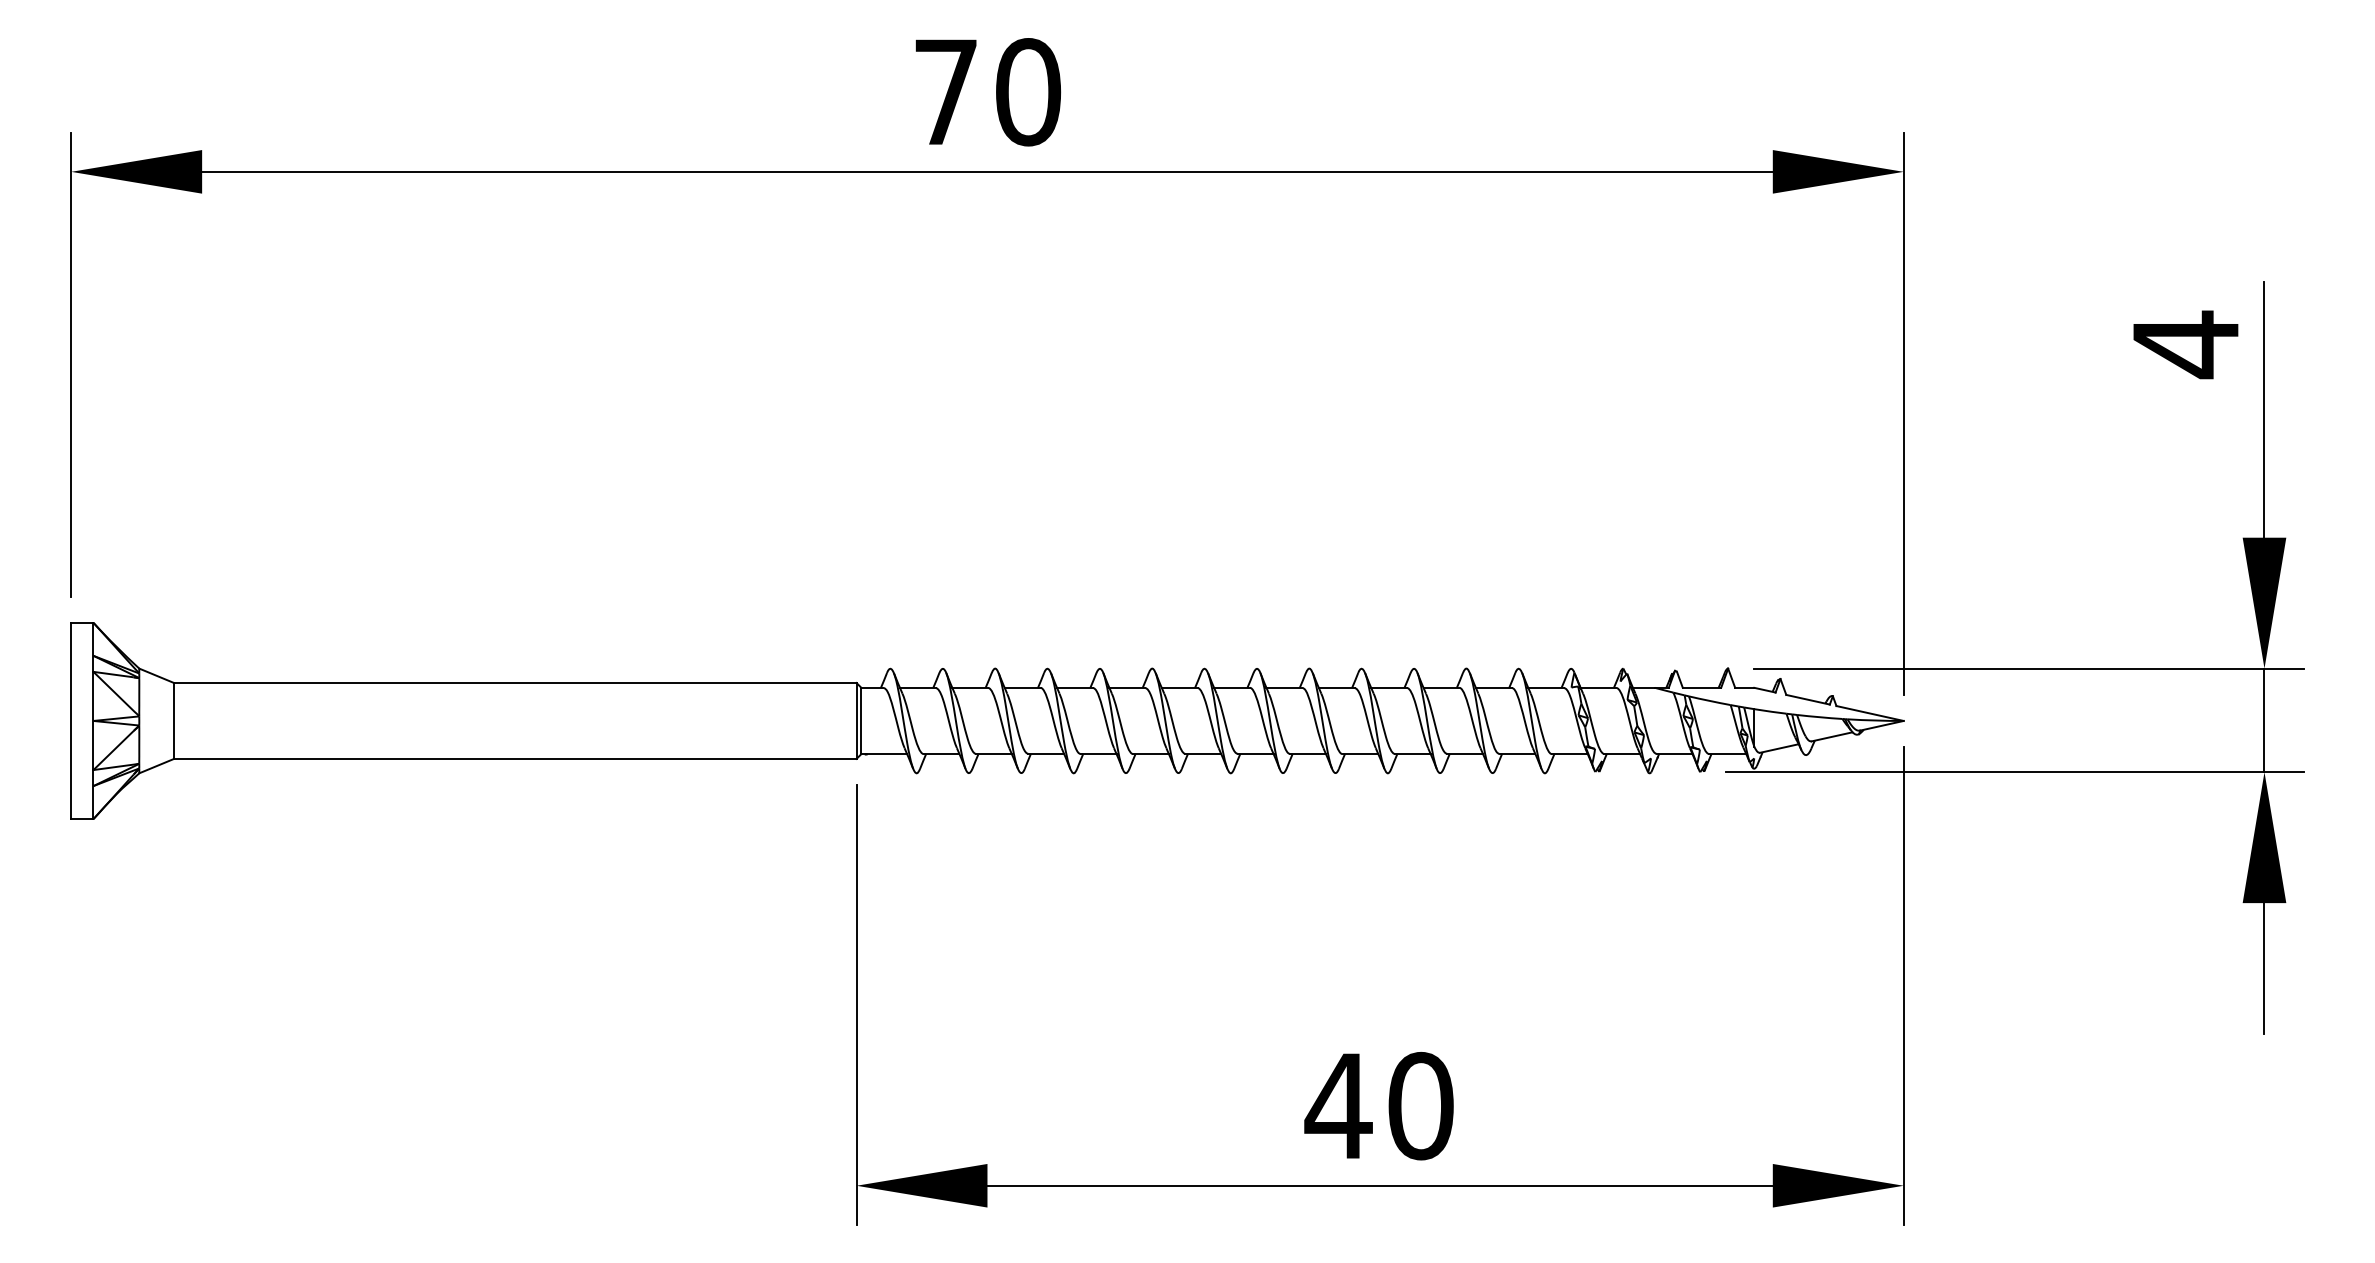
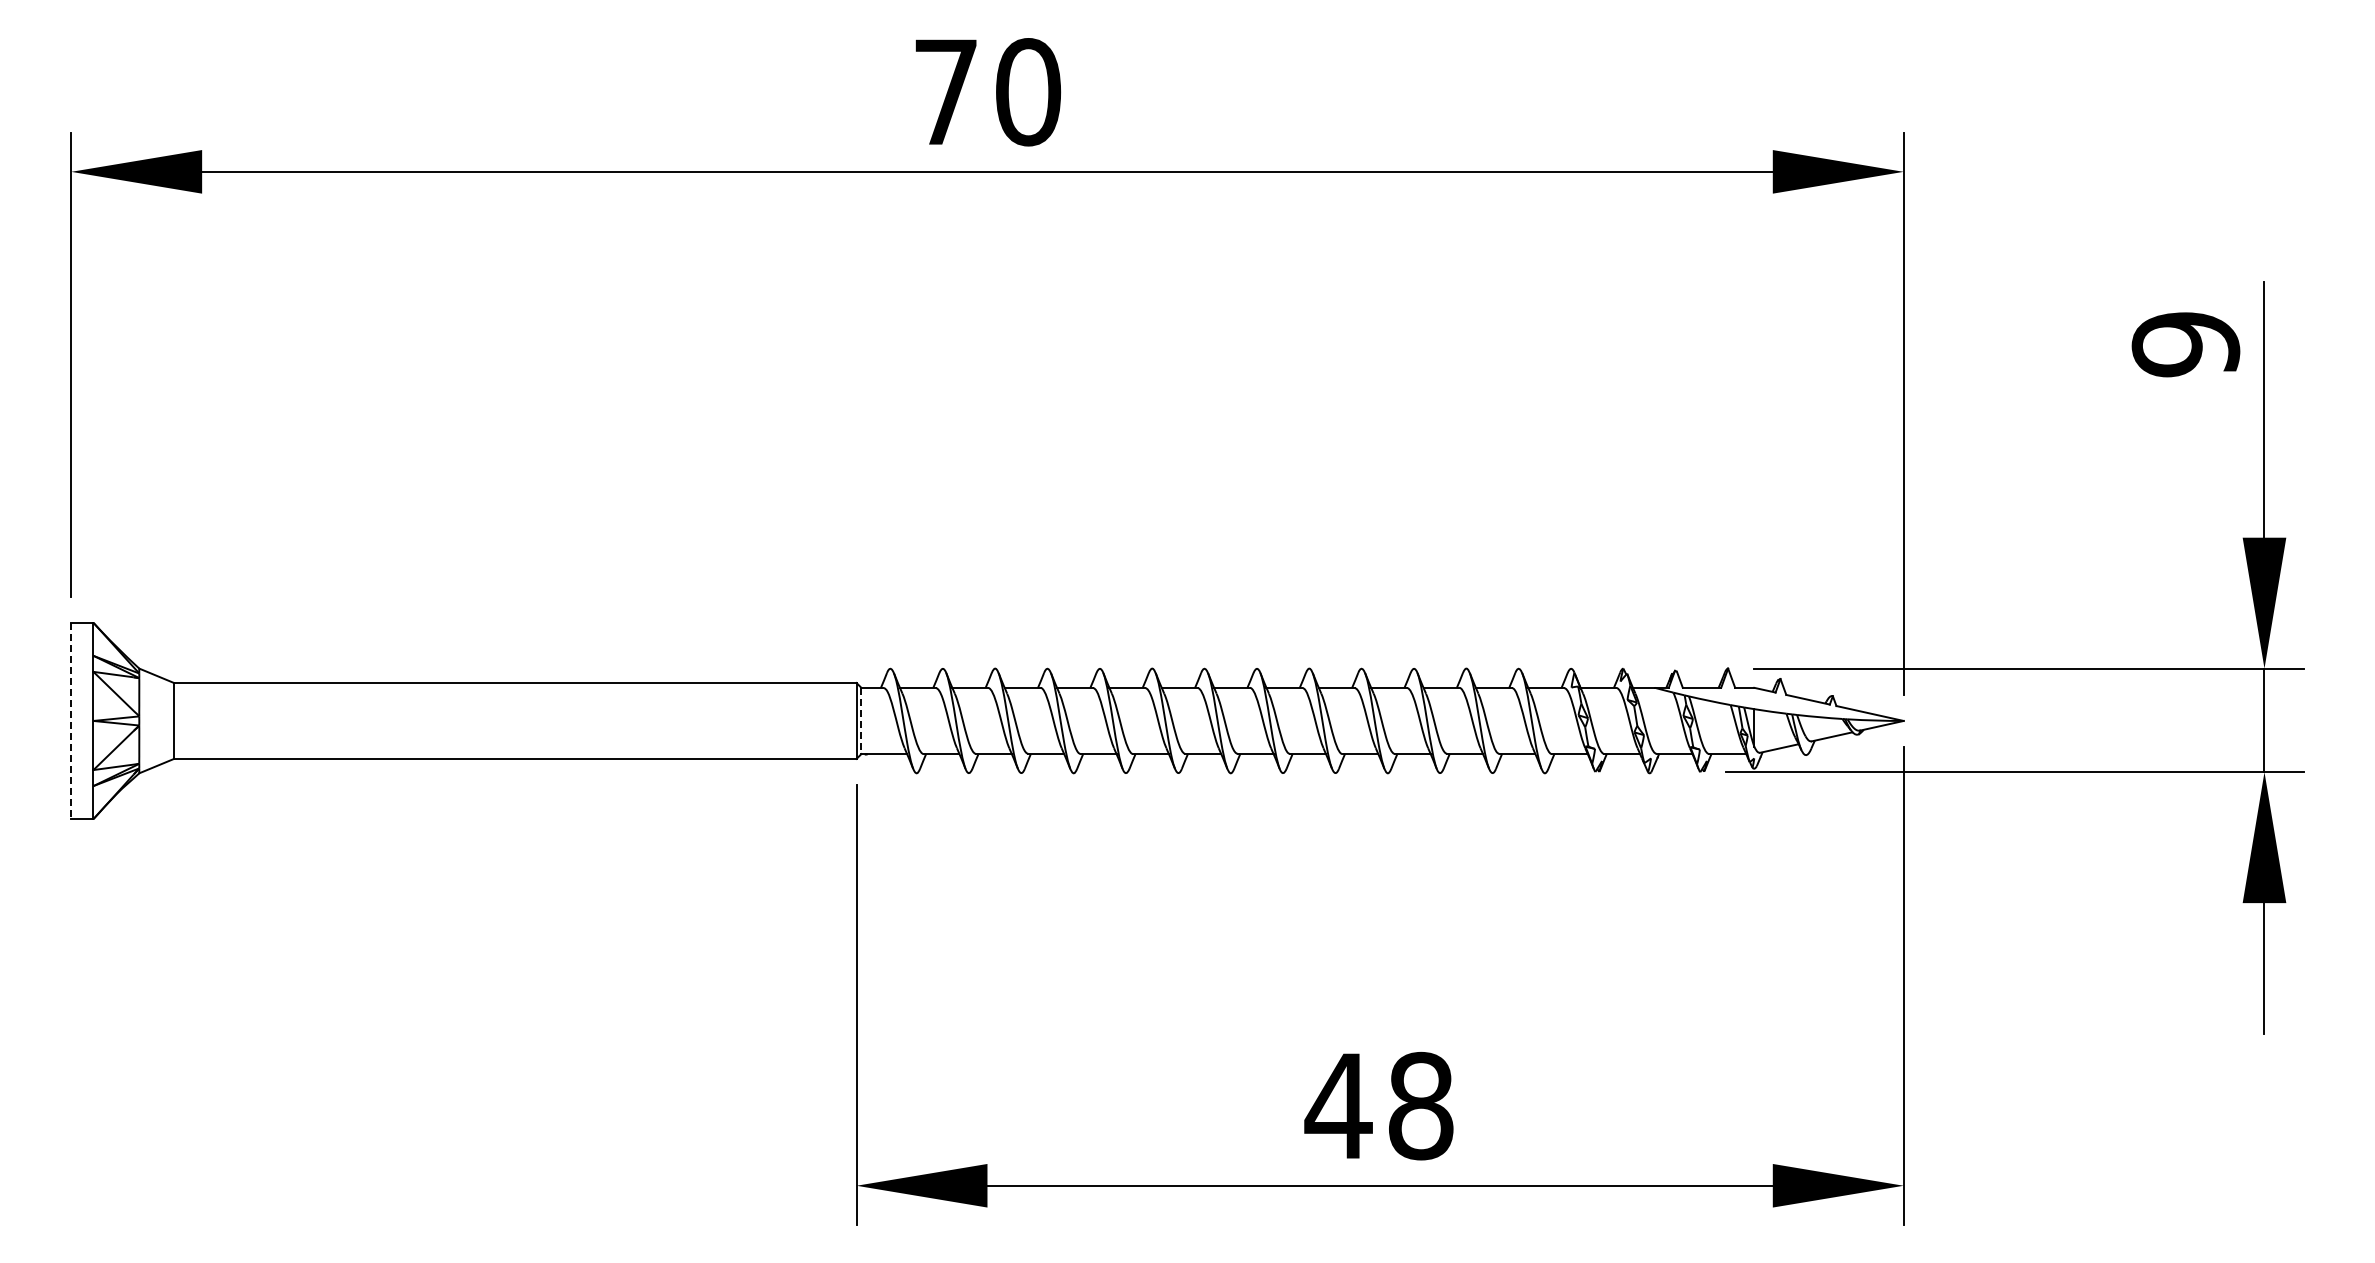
text: 4 -> 9 (2185, 344)
line: solid -> dashed (71, 721)
line: solid -> dashed (861, 721)
text: 40 -> 48 (1420, 1106)
